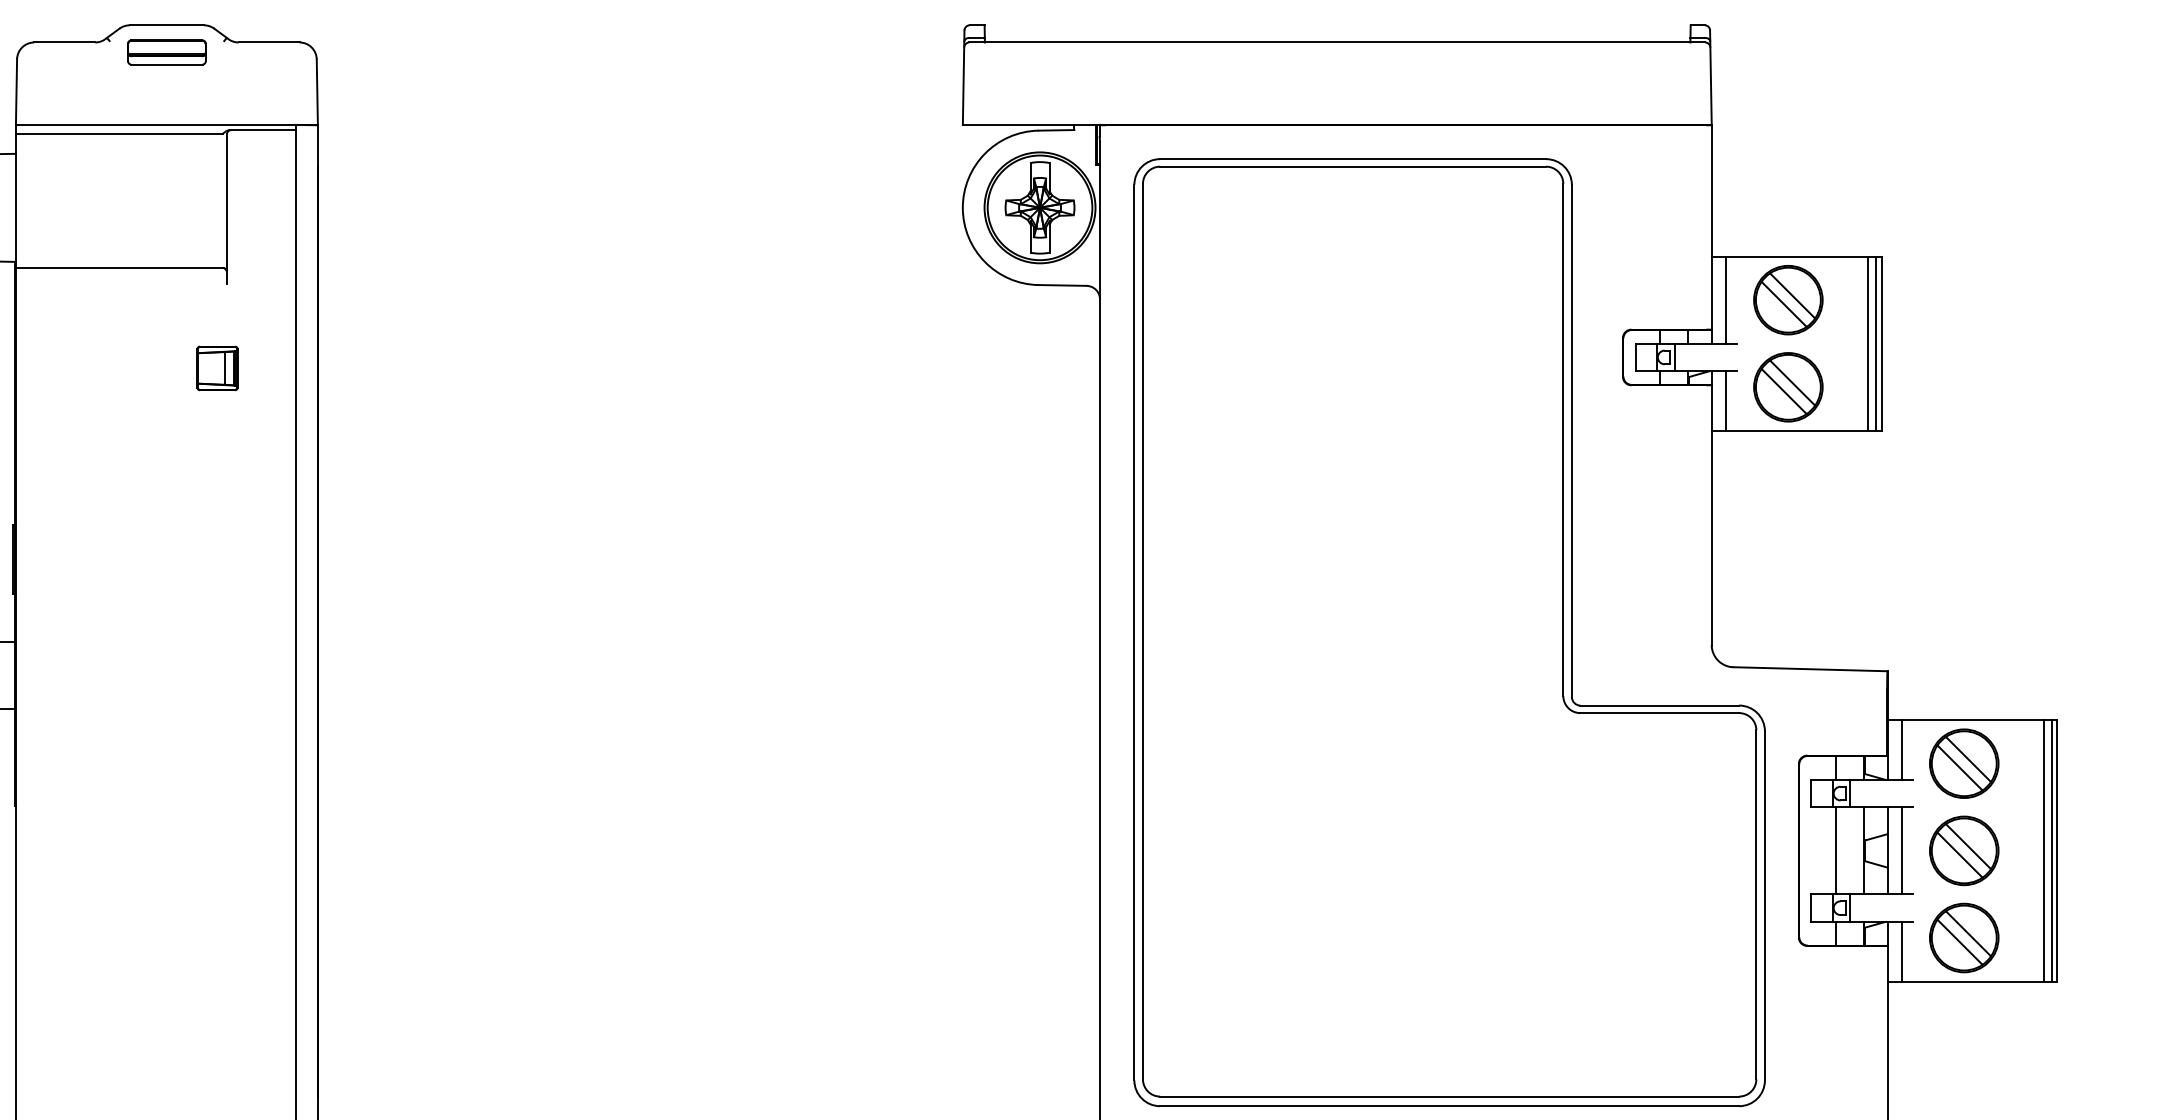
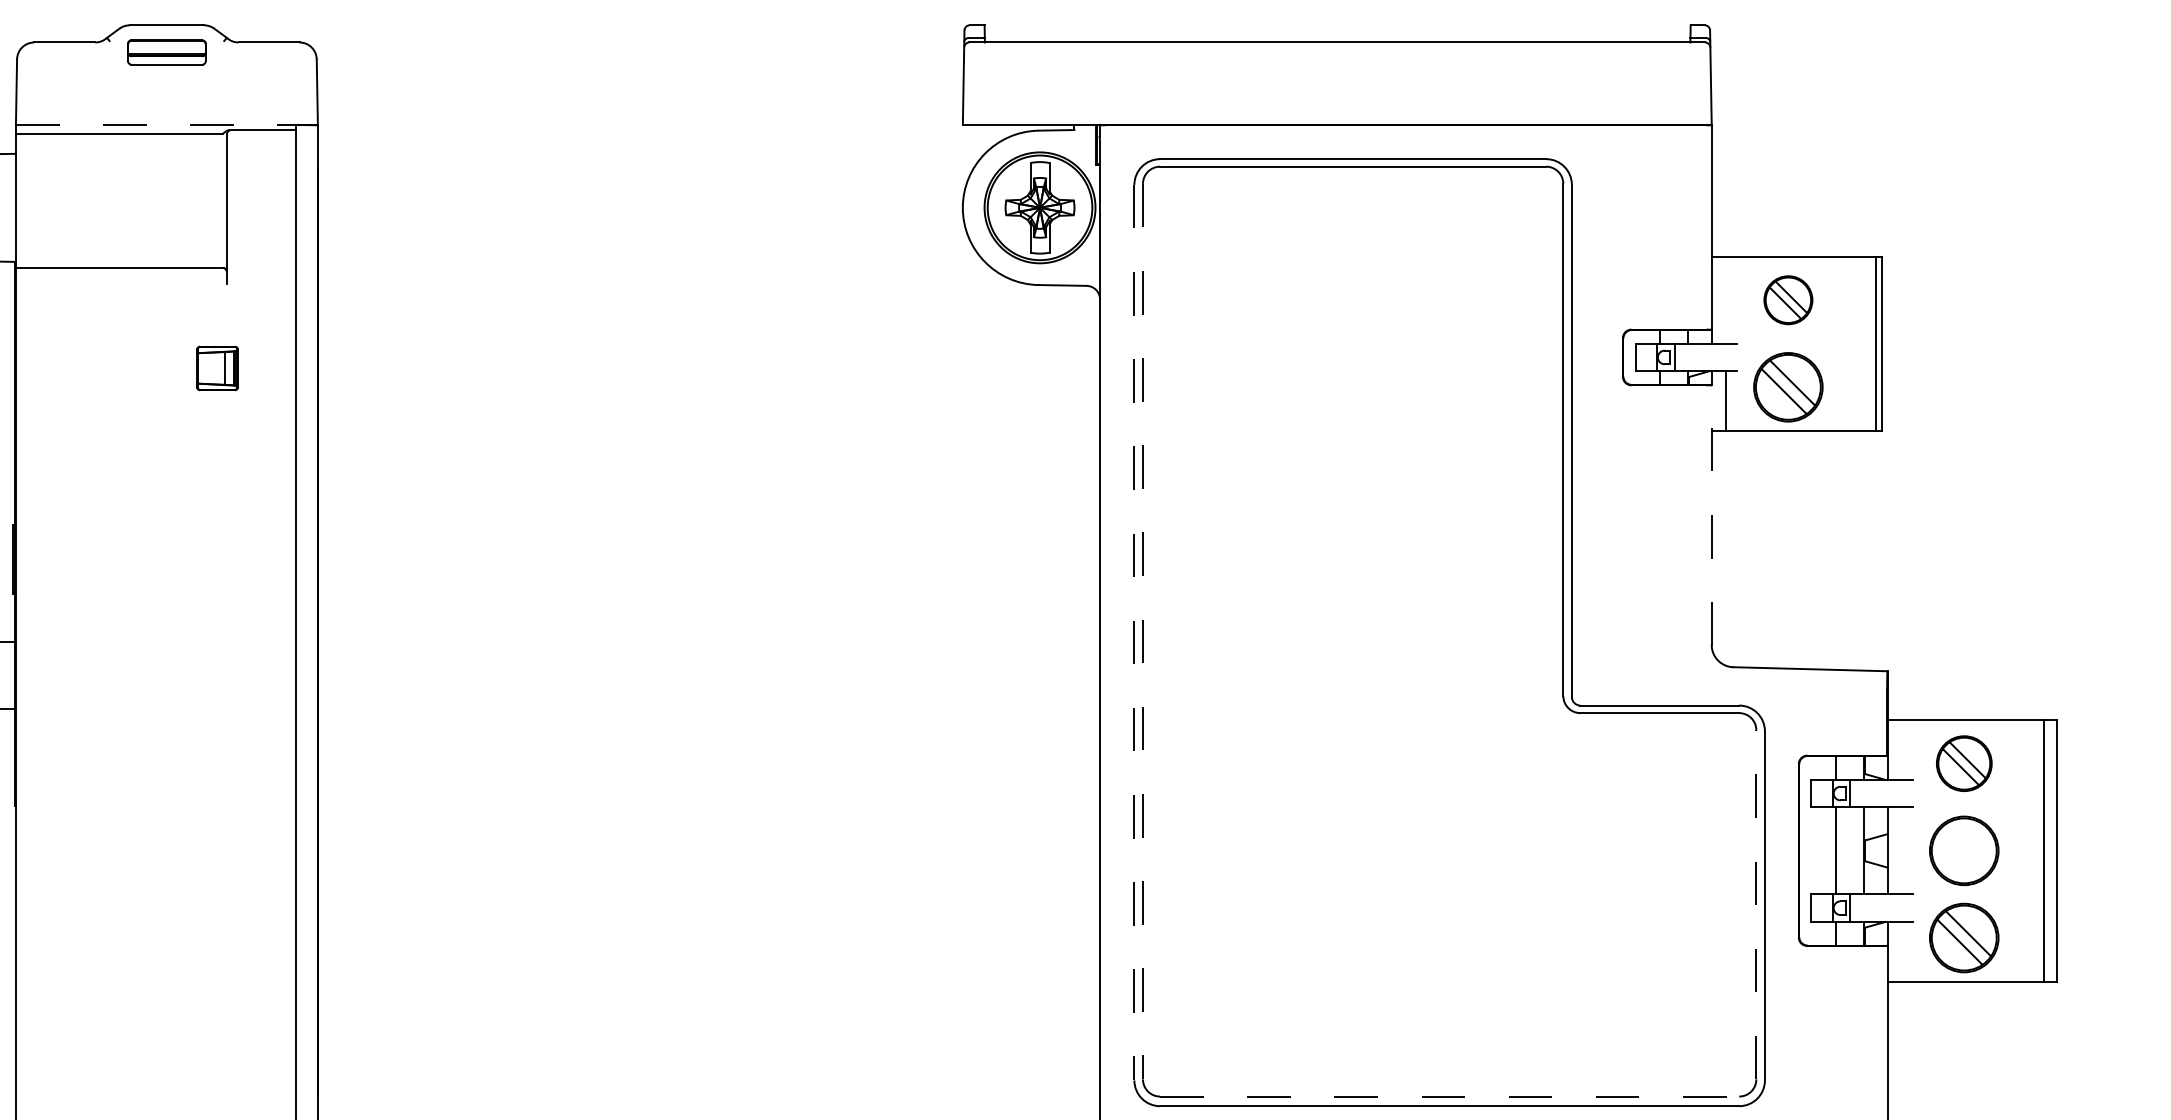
line: solid -> dashed (166, 124)
line: present -> none (1725, 299)
part size: 71x71 px -> 51x51 px (1788, 300)
line: present -> none (1868, 343)
line: solid -> dashed (1711, 507)
line: solid -> dashed (1142, 631)
line: solid -> dashed (1134, 632)
line: present -> none (1901, 749)
part size: 71x71 px -> 57x57 px (1964, 763)
line: present -> none (1968, 846)
line: present -> none (1901, 850)
line: present -> none (2052, 850)
line: present -> none (1959, 854)
line: solid -> dashed (1756, 904)
line: present -> none (1901, 951)
line: solid -> dashed (1449, 1096)
